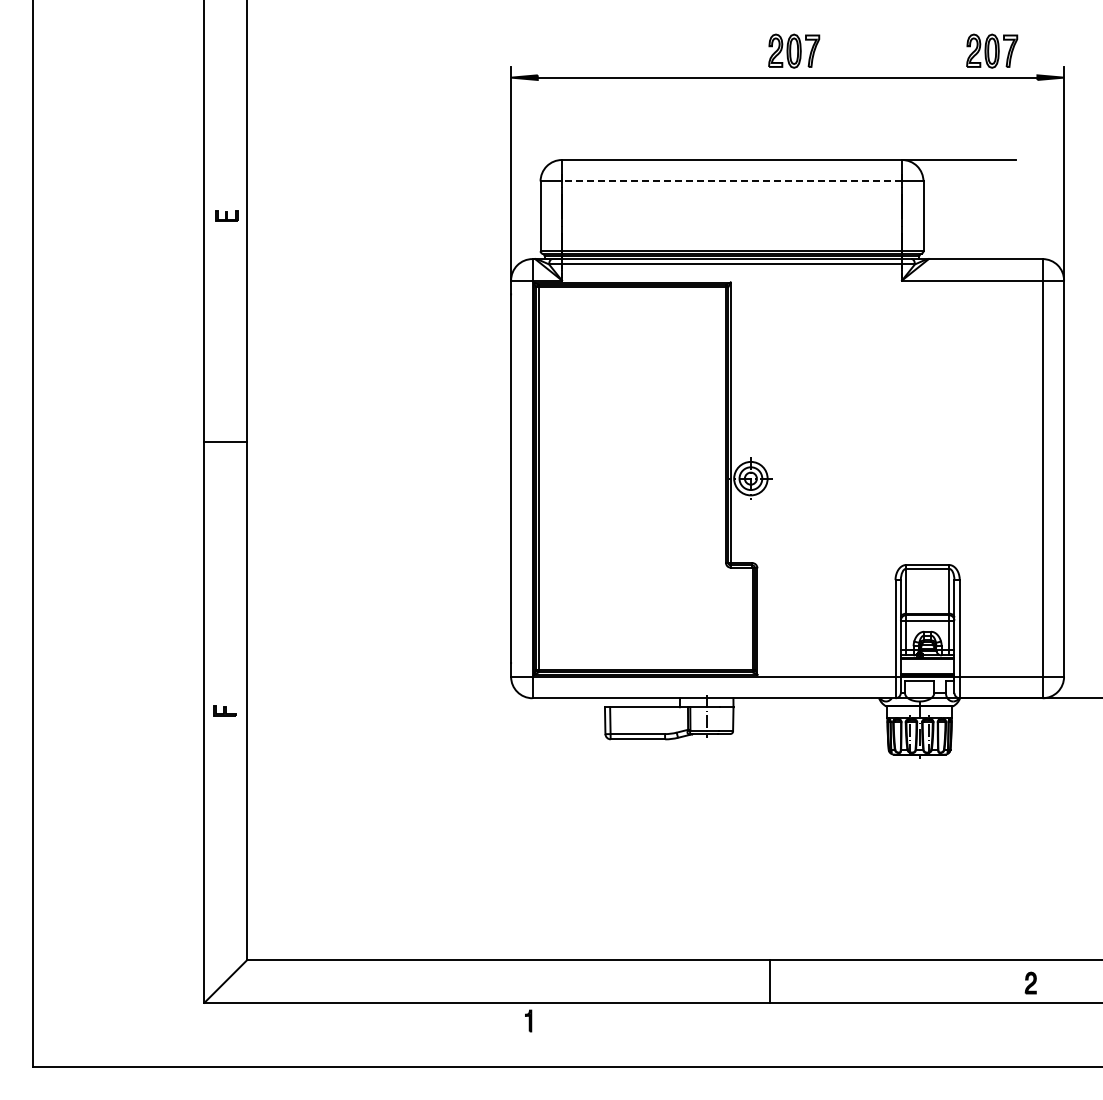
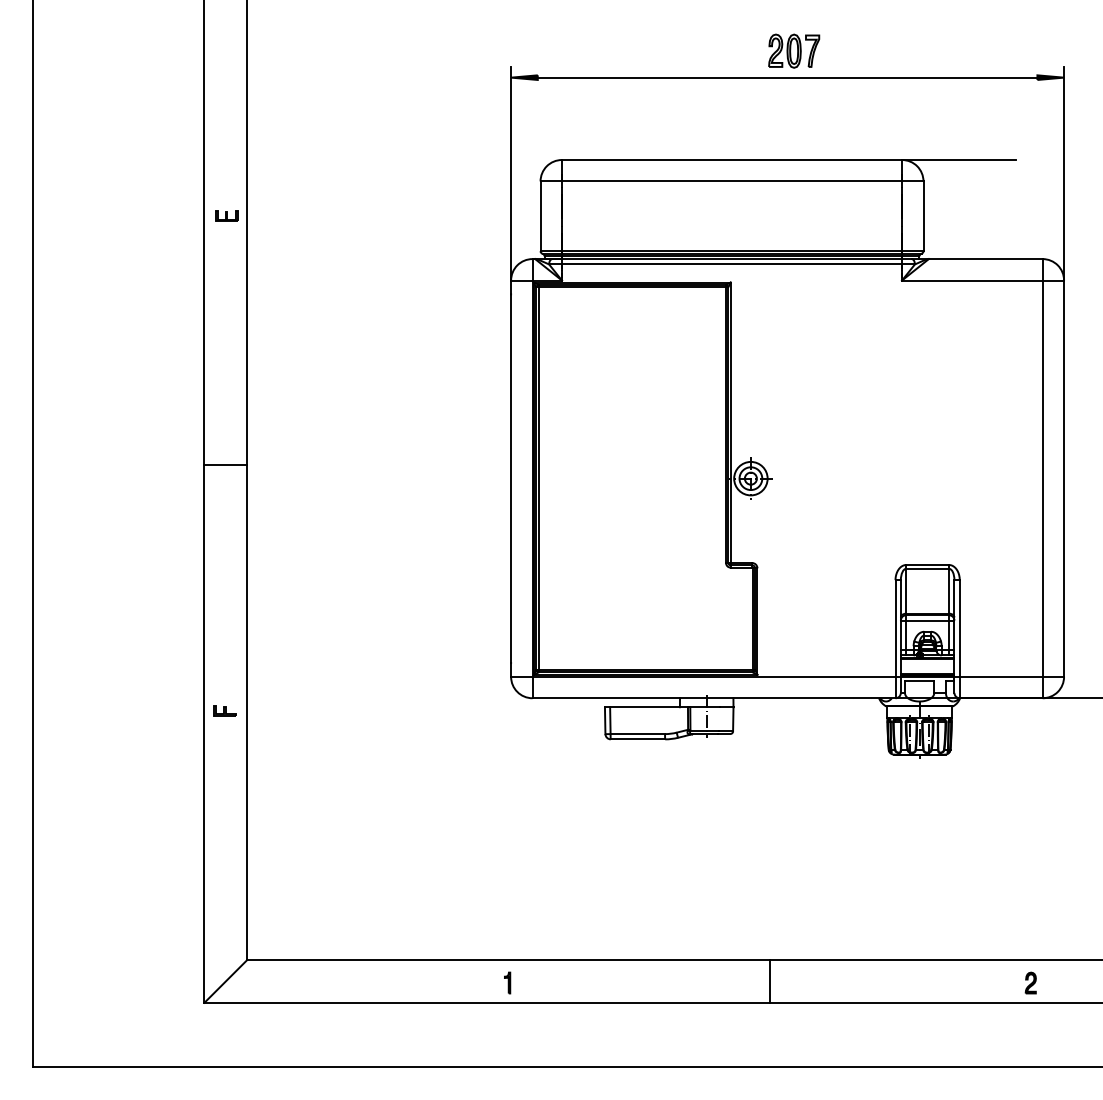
part: present -> none (992, 50)
line: dashed -> solid (731, 181)
line position: (225, 442) -> (225, 465) (225, 465)
part position: (528, 1020) -> (507, 982) (507, 982)
